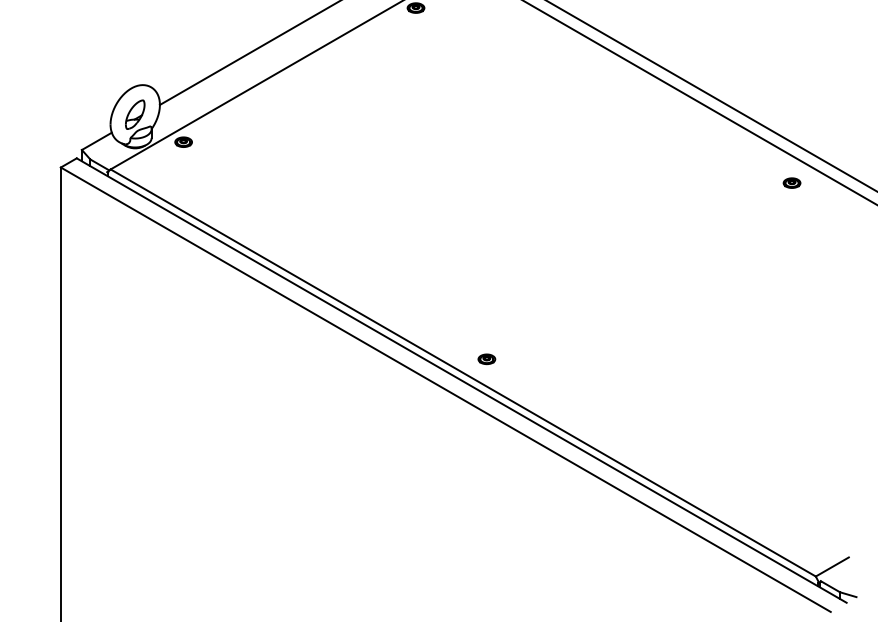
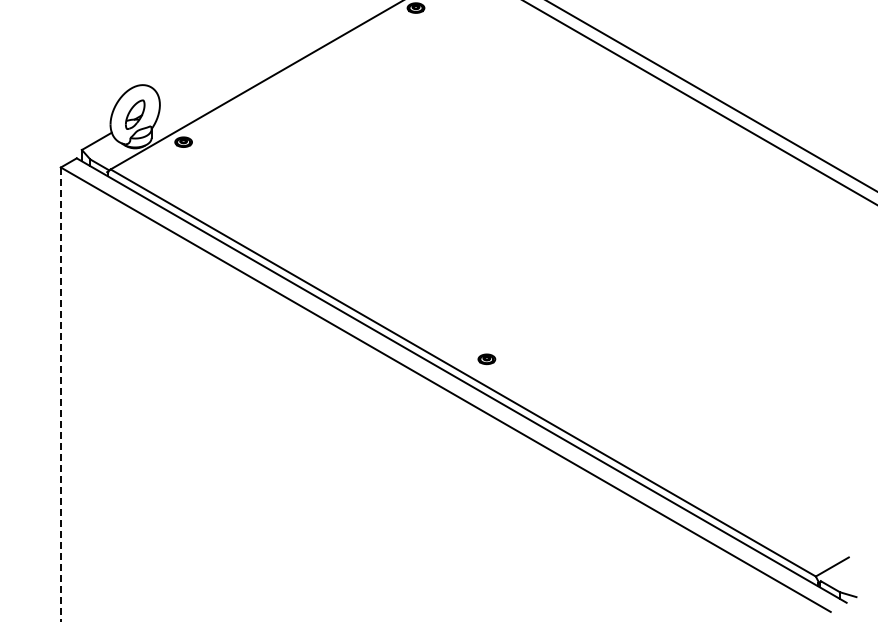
line: present -> none (248, 53)
part: present -> none (791, 182)
line: solid -> dashed (60, 394)
